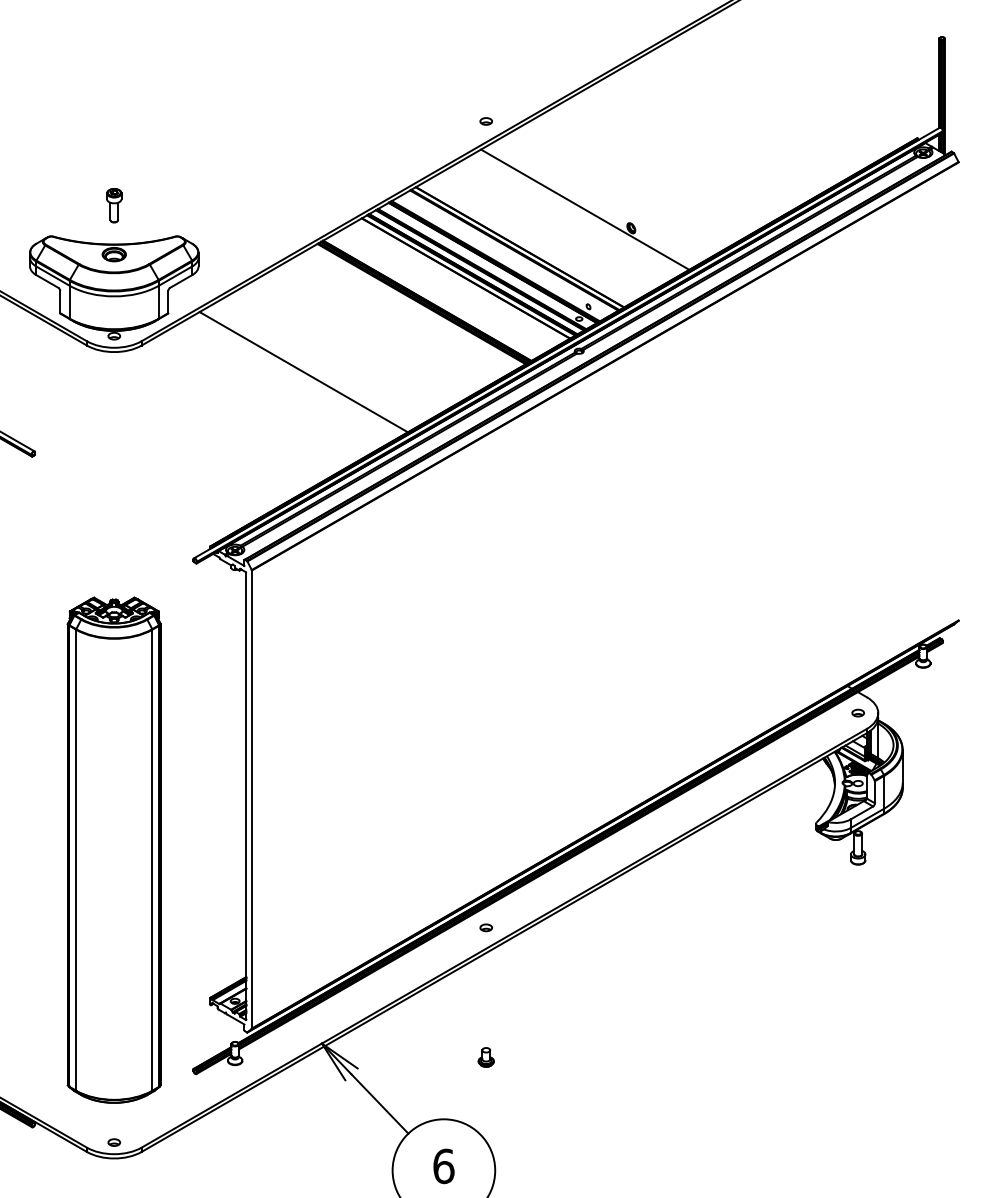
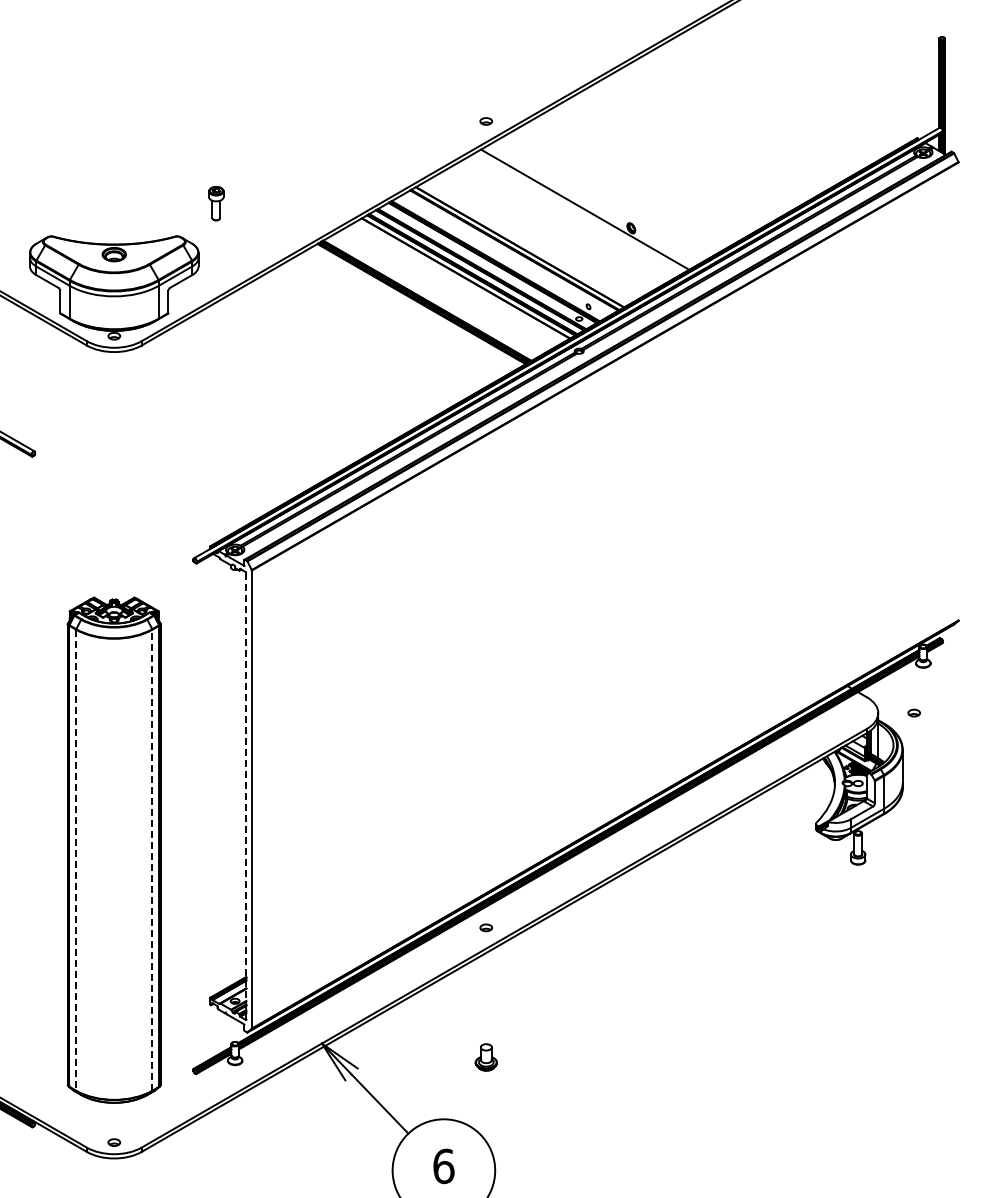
part position: (114, 205) -> (216, 203) (216, 203)
line: present -> none (303, 372)
part position: (857, 712) -> (913, 712) (913, 712)
line: solid -> dashed (246, 796)
line: solid -> dashed (76, 860)
line: solid -> dashed (152, 860)
part size: 18x21 px -> 24x29 px (485, 1057)
